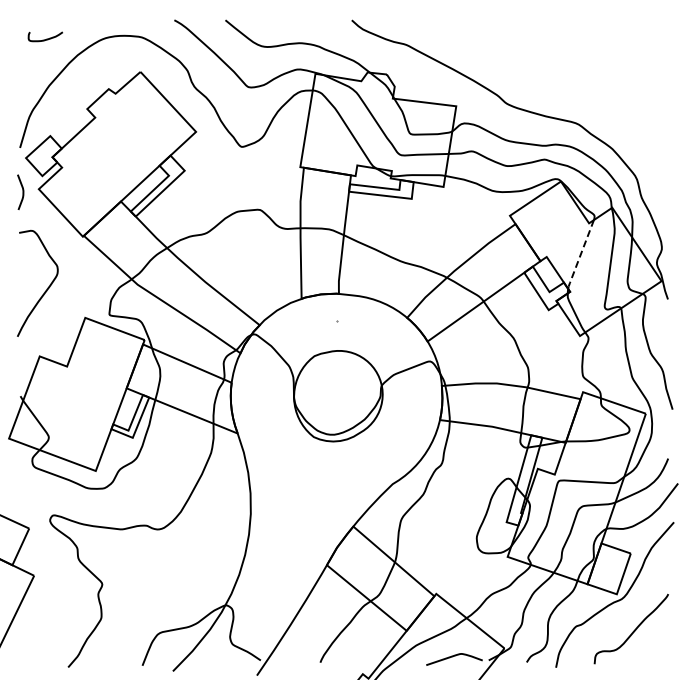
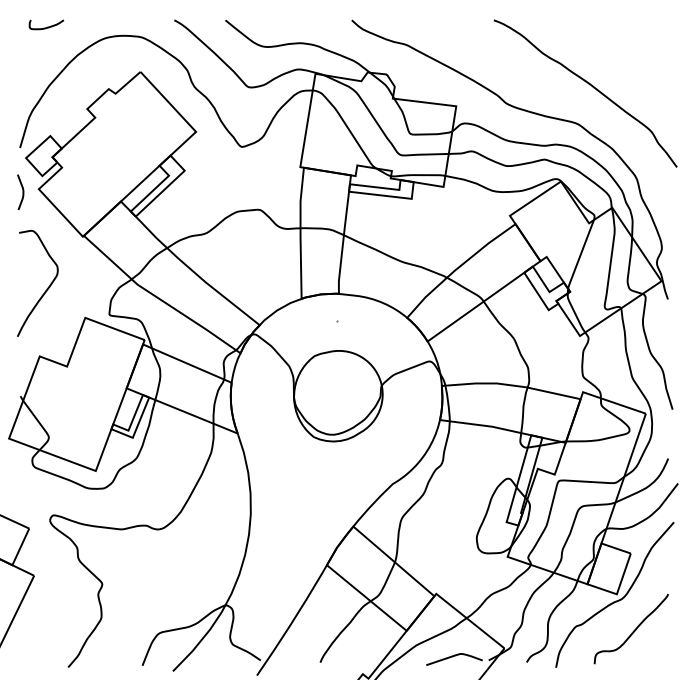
curve position: (46, 38) -> (47, 26) (47, 26)
curve: none -> present (589, 85)
line: dashed -> solid (580, 256)
